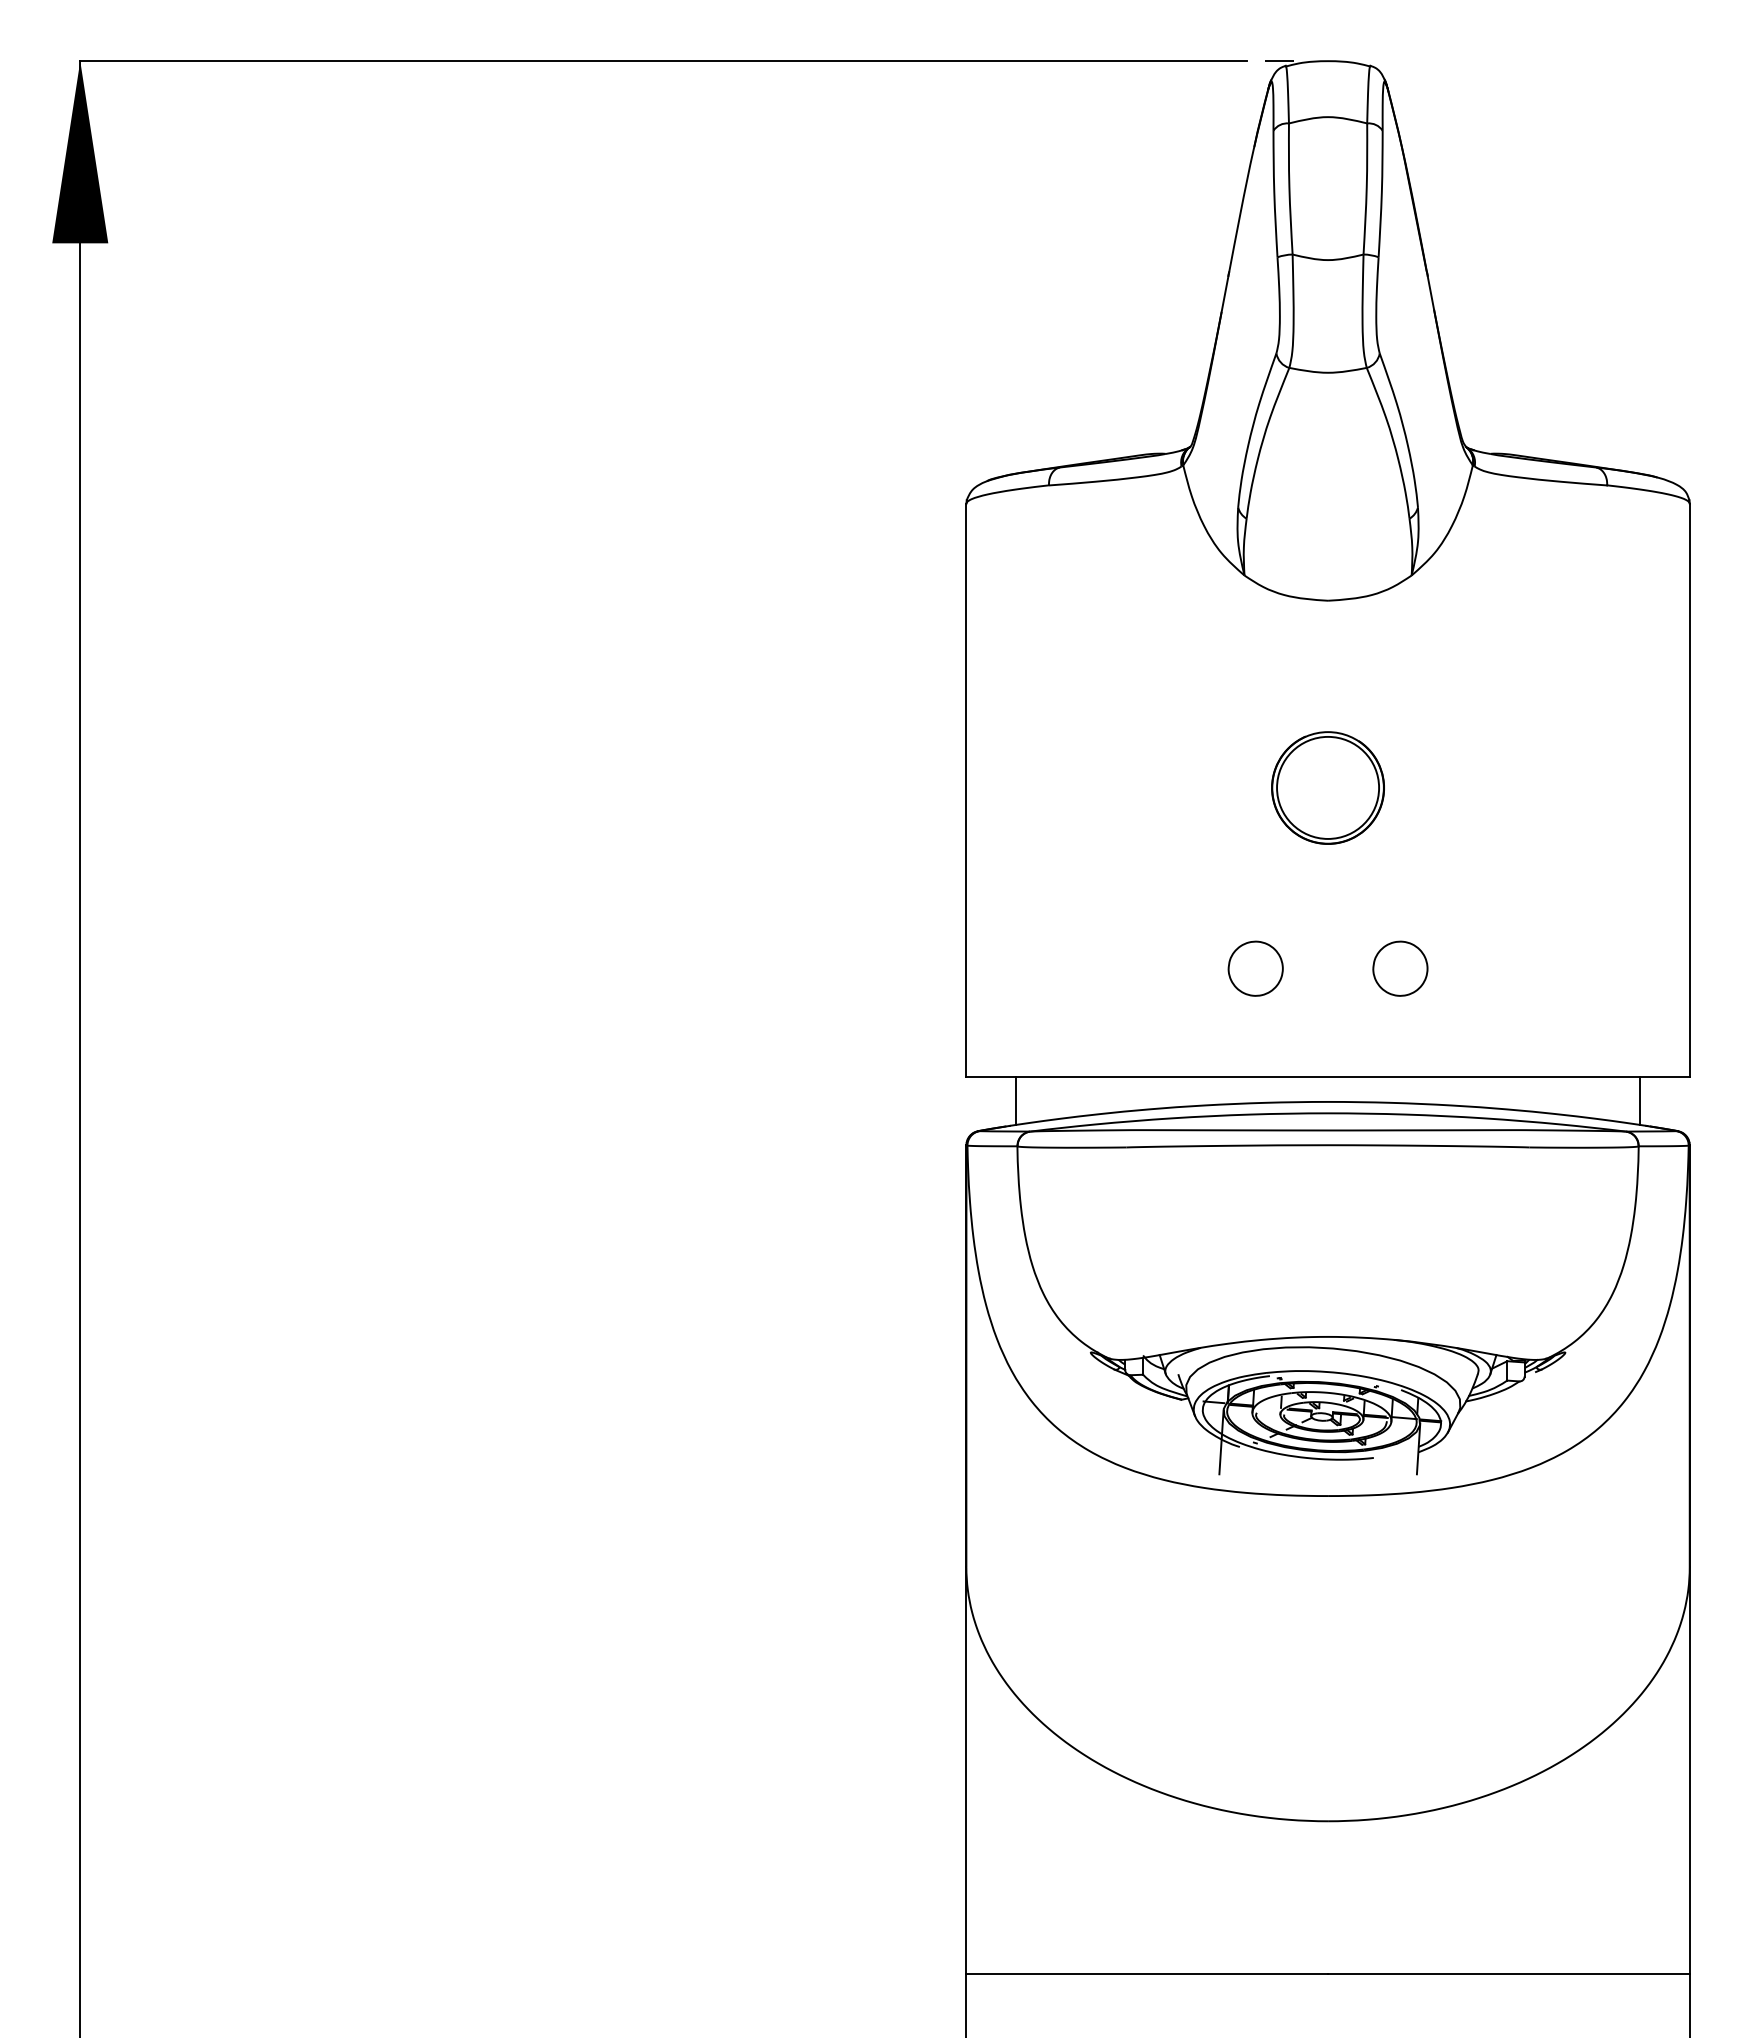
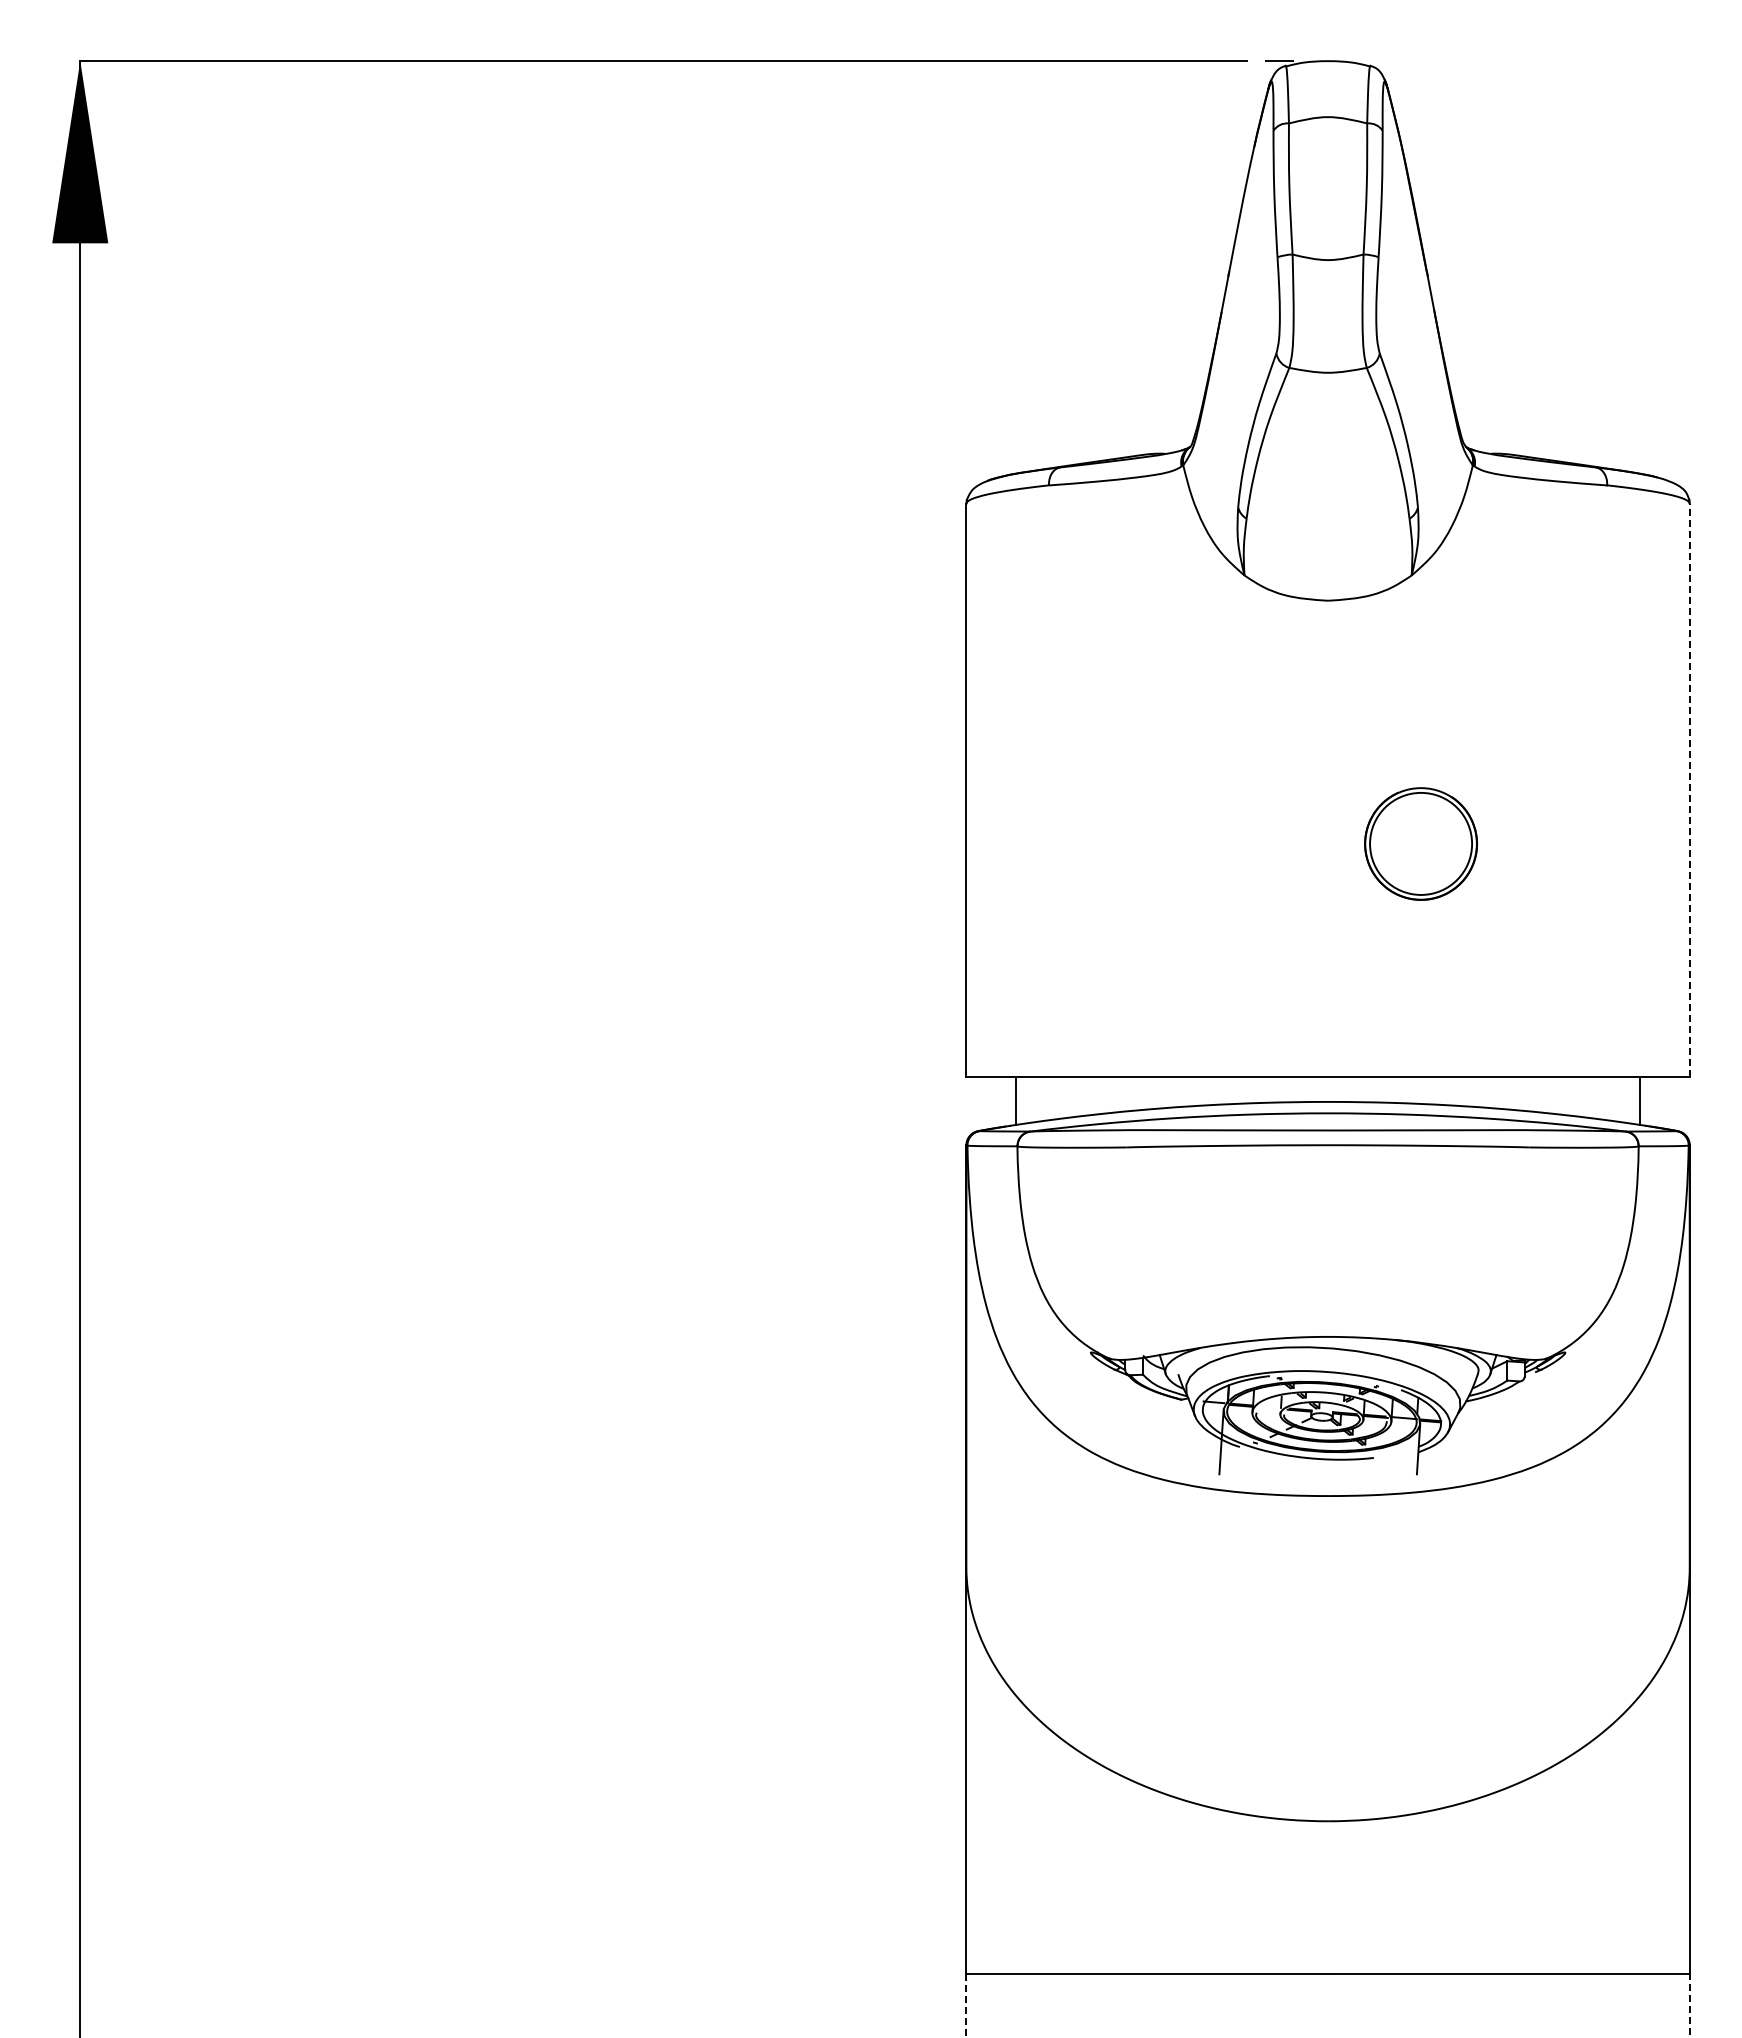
part position: (1327, 787) -> (1420, 843) (1420, 843)
line: solid -> dashed (1689, 790)
part: present -> none (1255, 968)
part: present -> none (1400, 968)
line: solid -> dashed (1689, 2005)
line: solid -> dashed (966, 2006)
